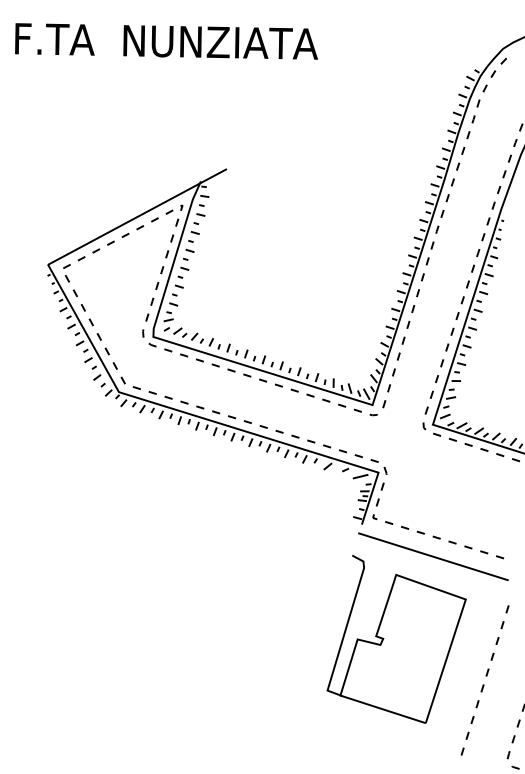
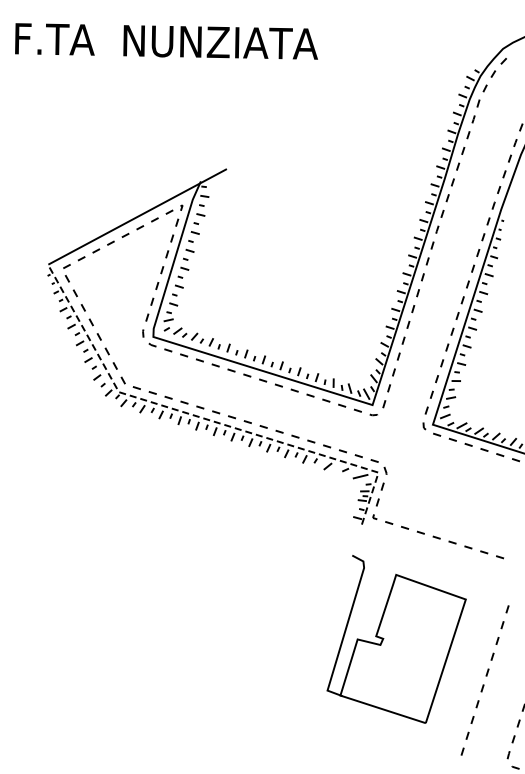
line: solid -> dashed (204, 418)
line: present -> none (433, 556)
